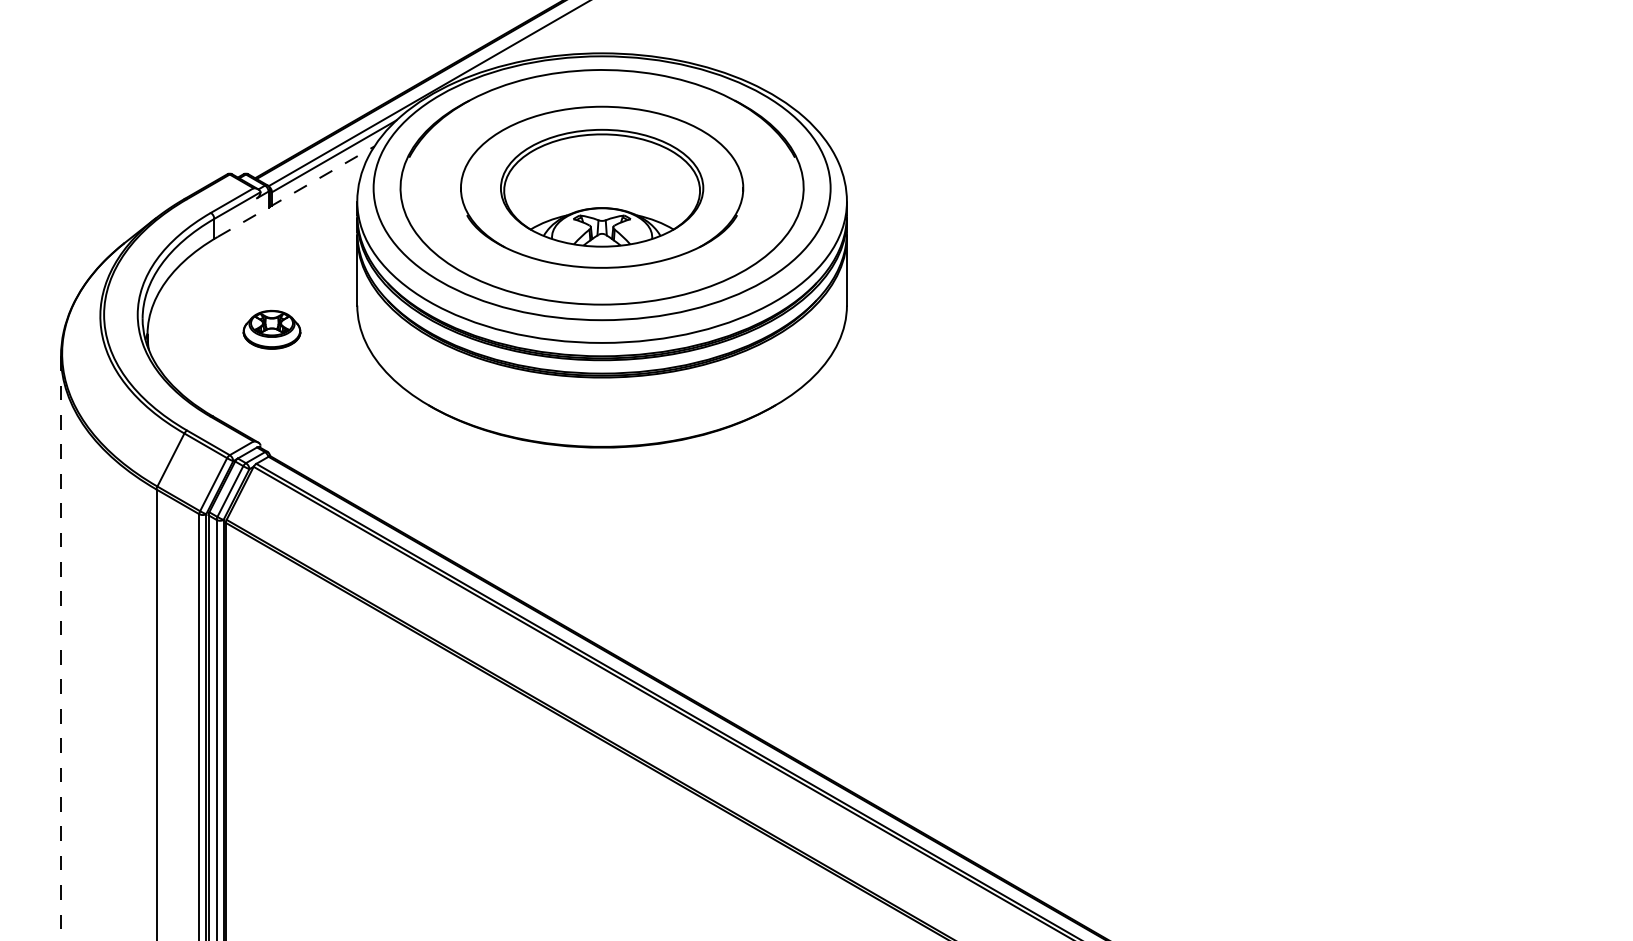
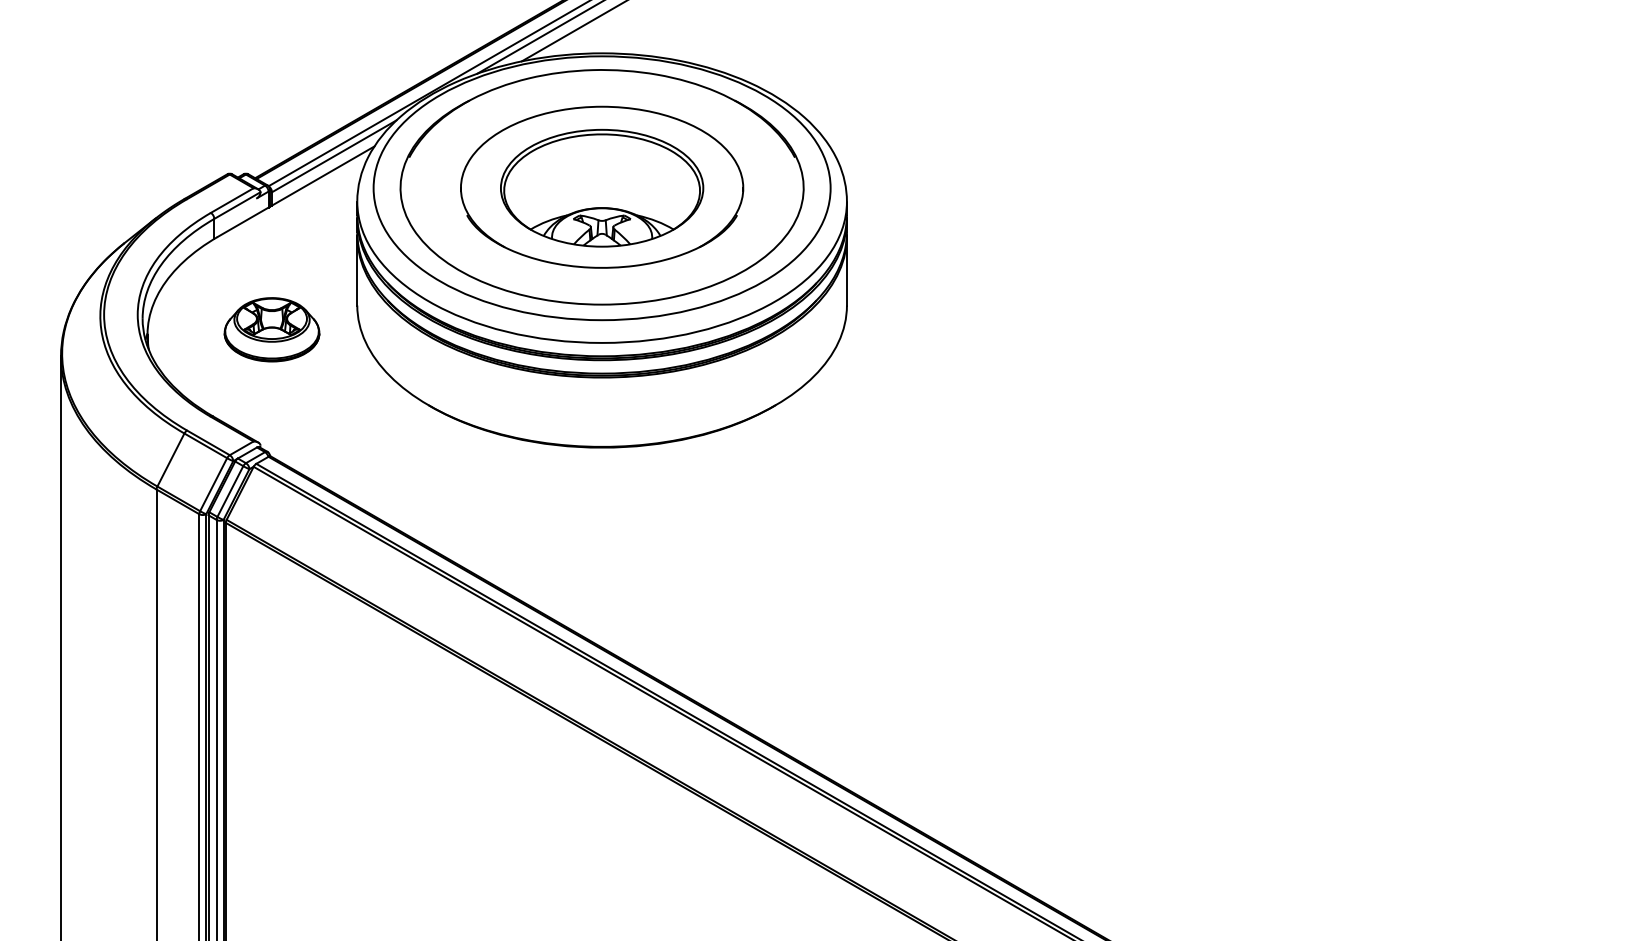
line: none -> present (572, 31)
line: none -> present (539, 37)
line: dashed -> solid (296, 191)
part size: 60x41 px -> 98x66 px (271, 329)
line: dashed -> solid (61, 648)
